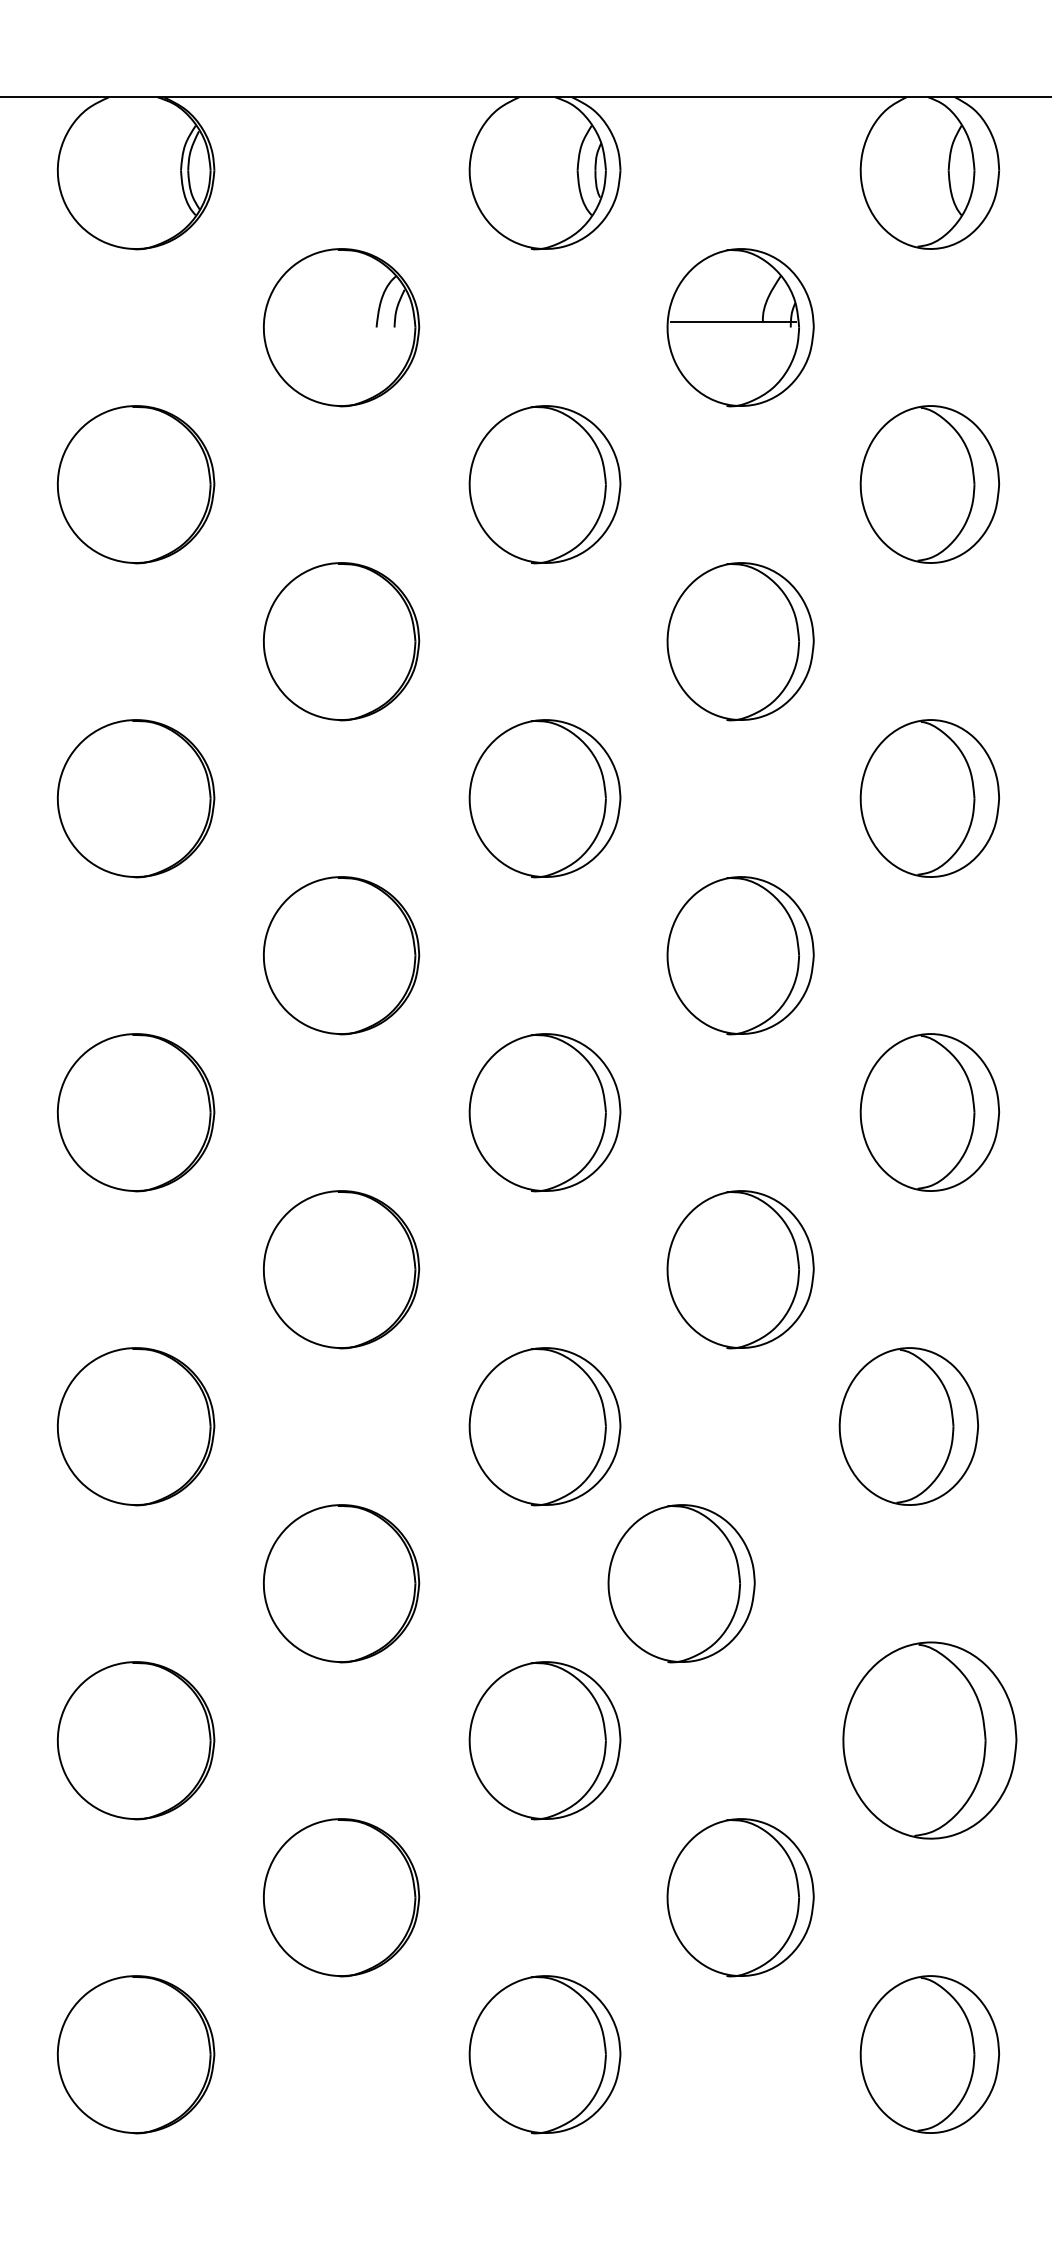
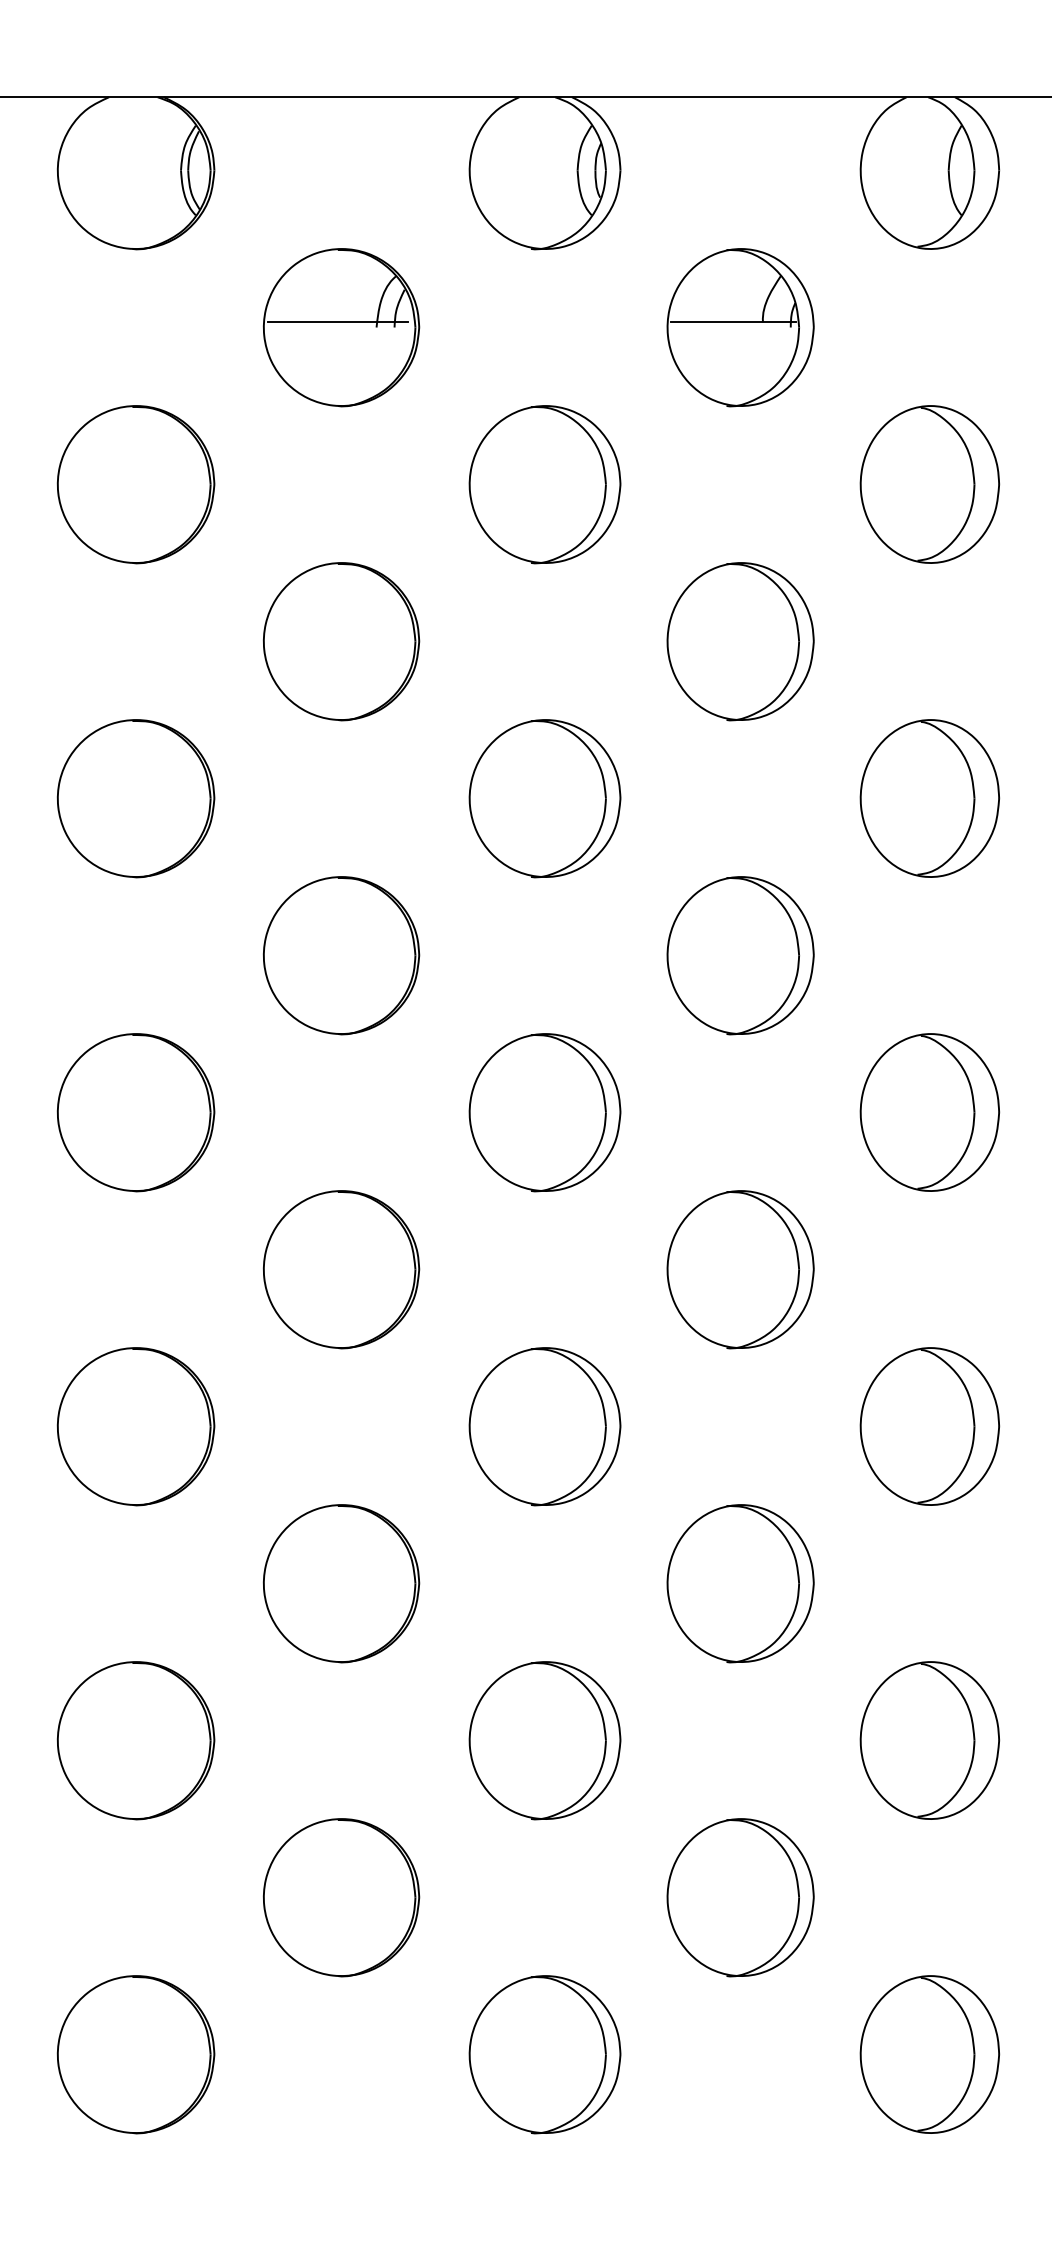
line: none -> present (337, 322)
part position: (908, 1426) -> (929, 1426) (929, 1426)
part position: (681, 1583) -> (740, 1583) (740, 1583)
part size: 176x199 px -> 142x159 px (929, 1740)
